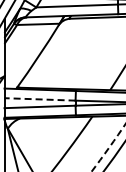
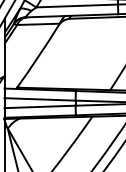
line: dashed -> solid (40, 99)
arc: dashed -> solid (109, 147)
